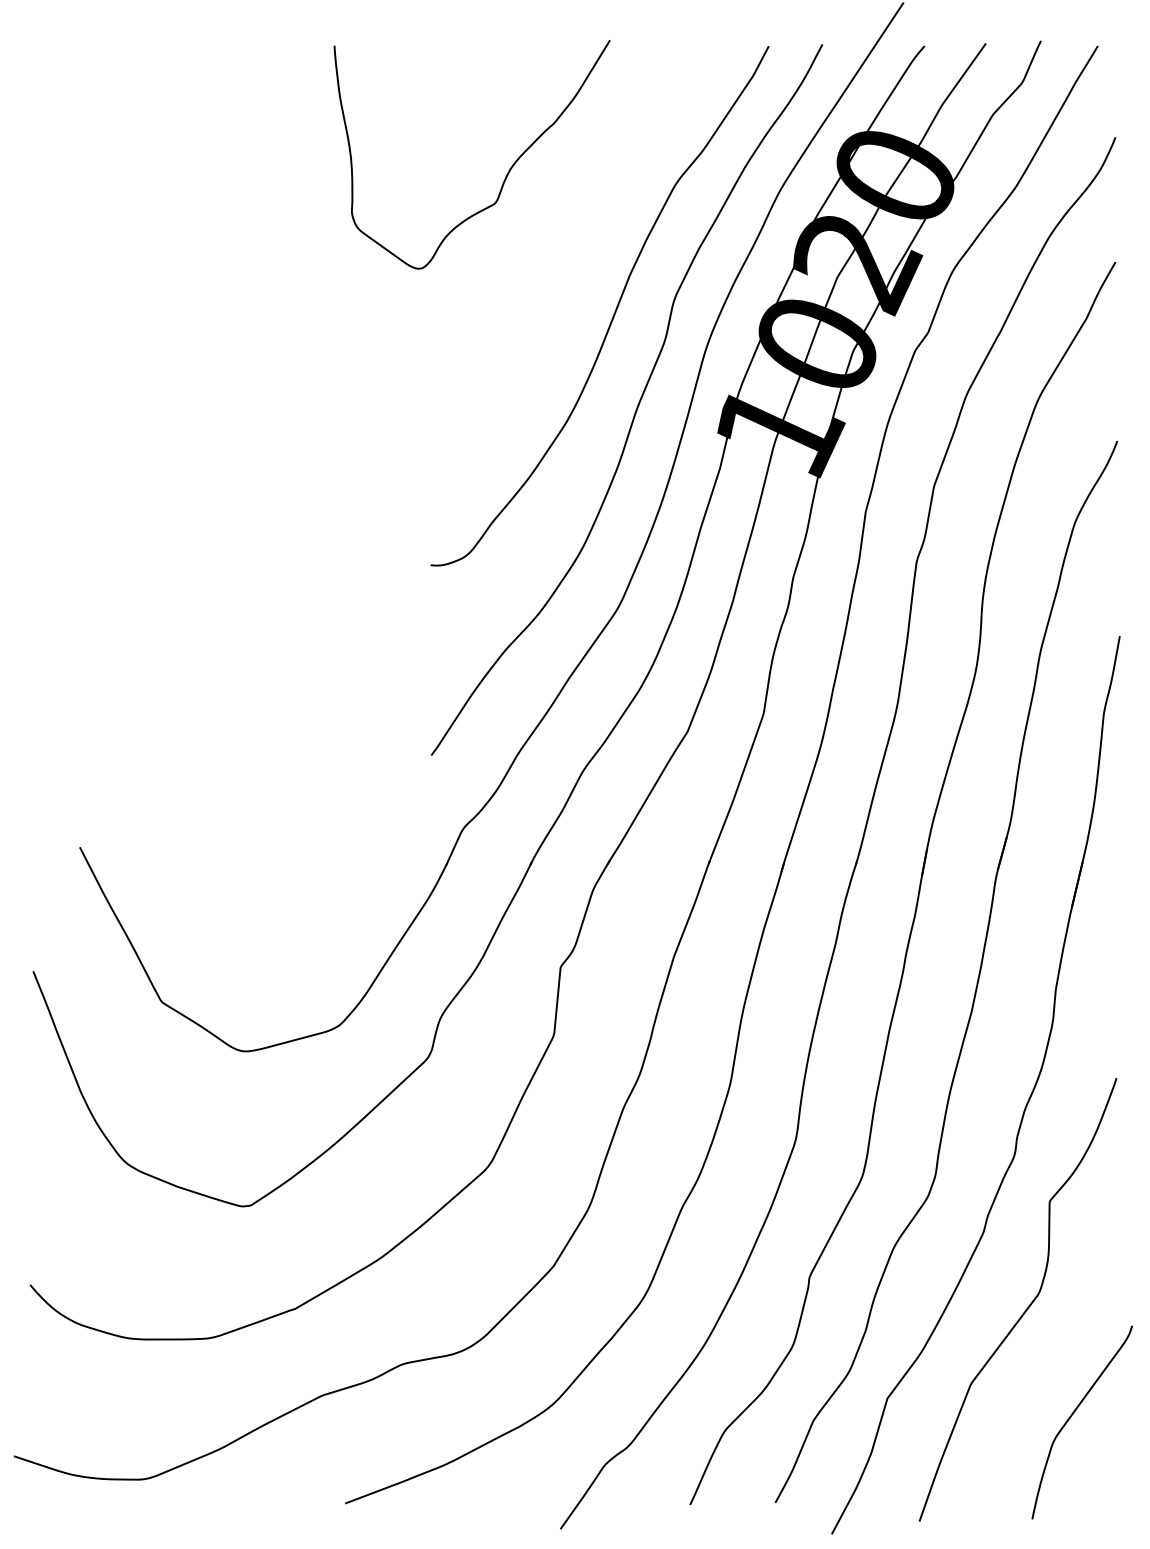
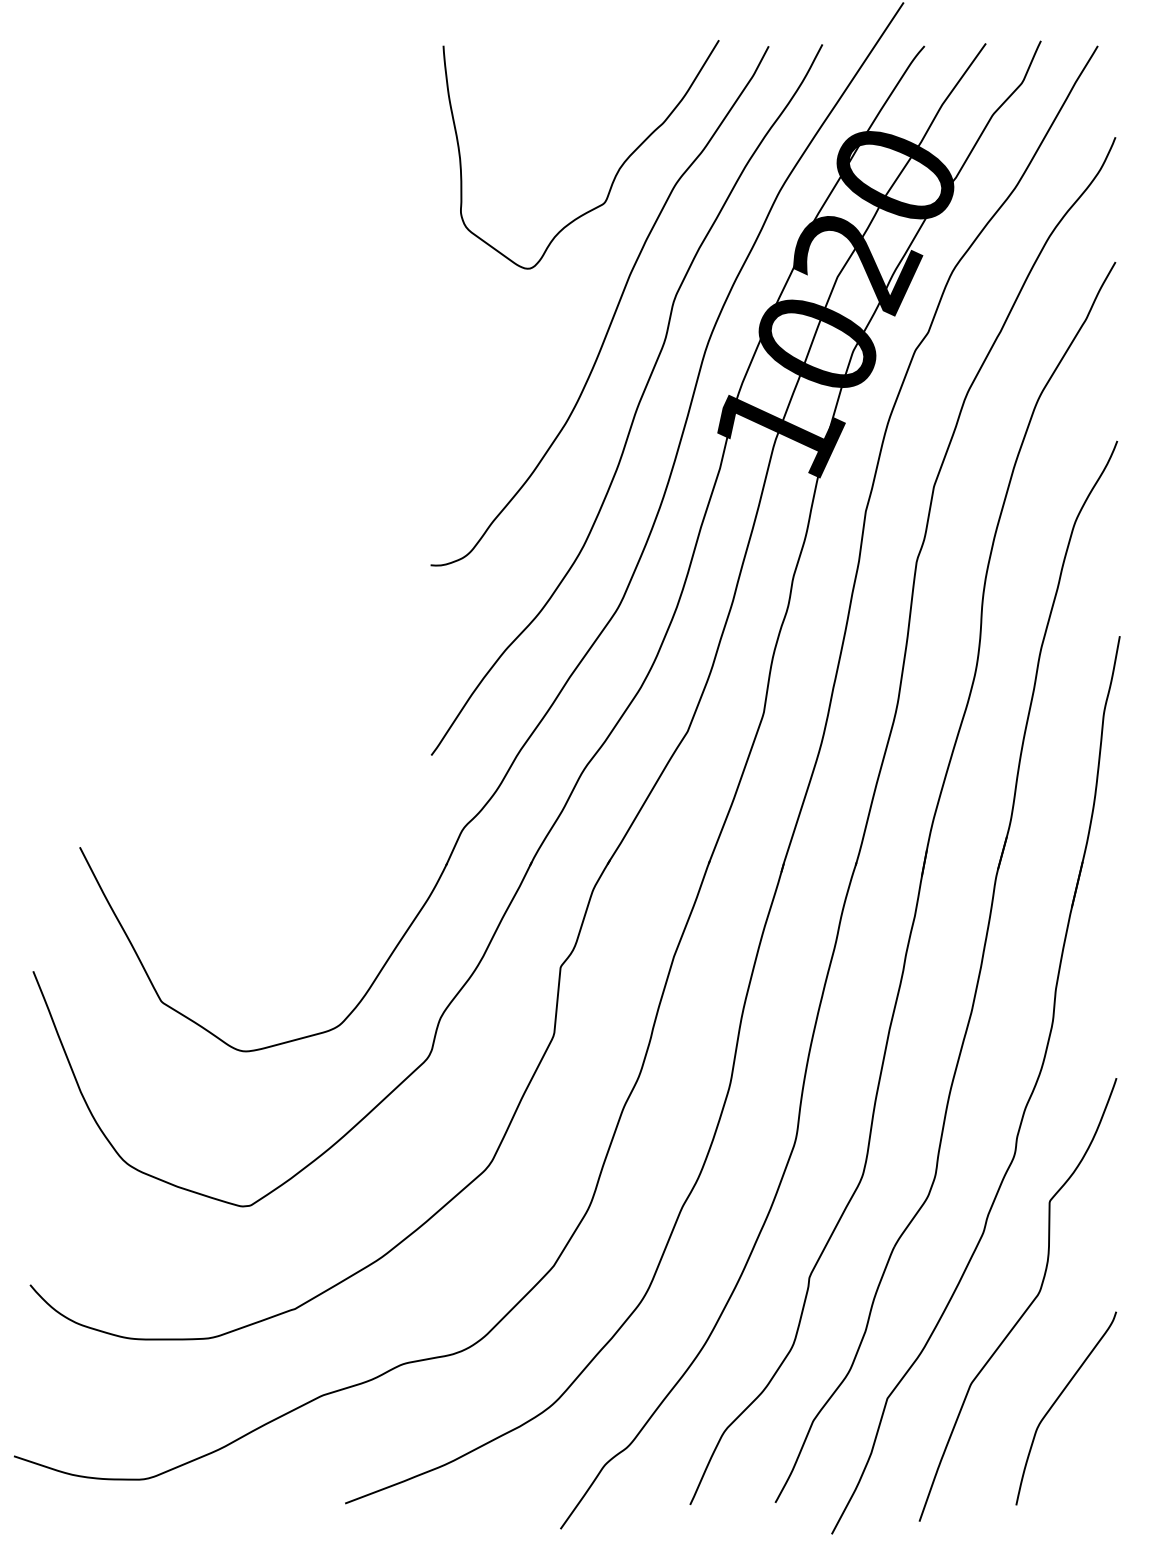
curve position: (507, 172) -> (616, 172) (616, 172)
curve position: (1071, 1417) -> (1055, 1403) (1055, 1403)
